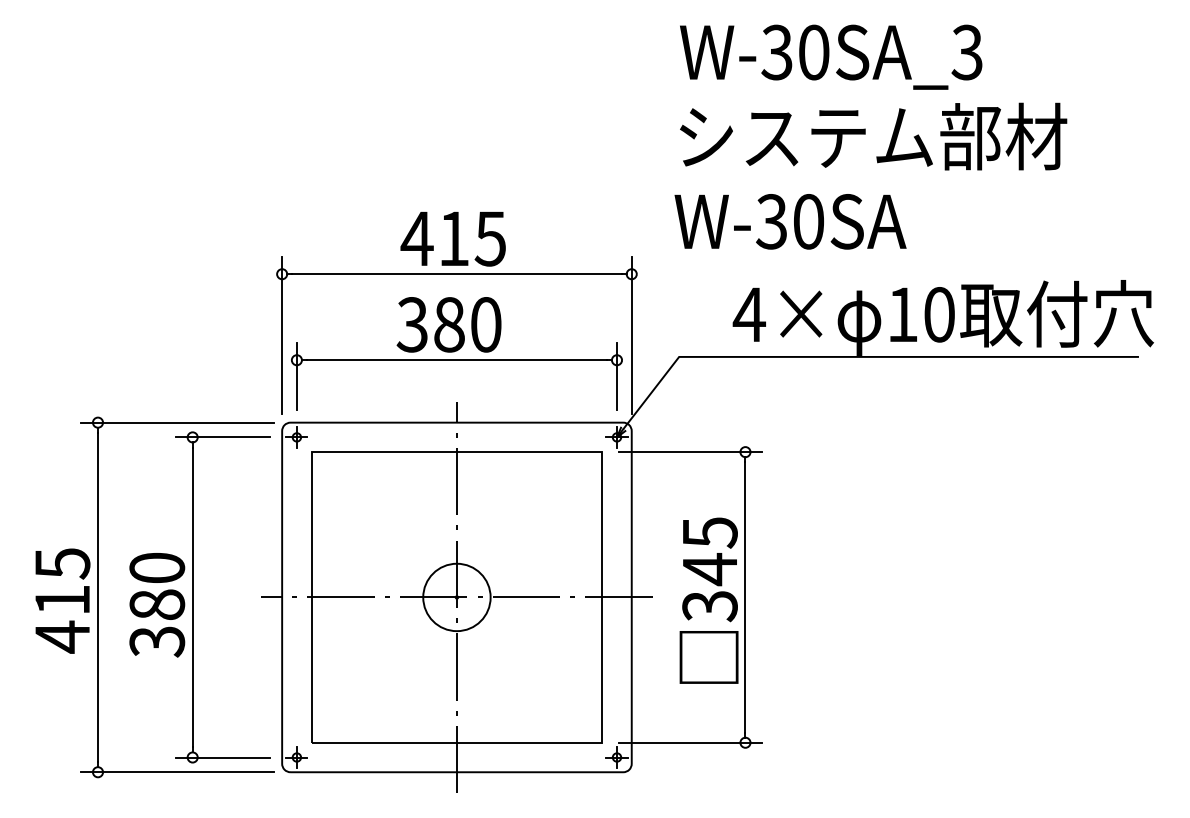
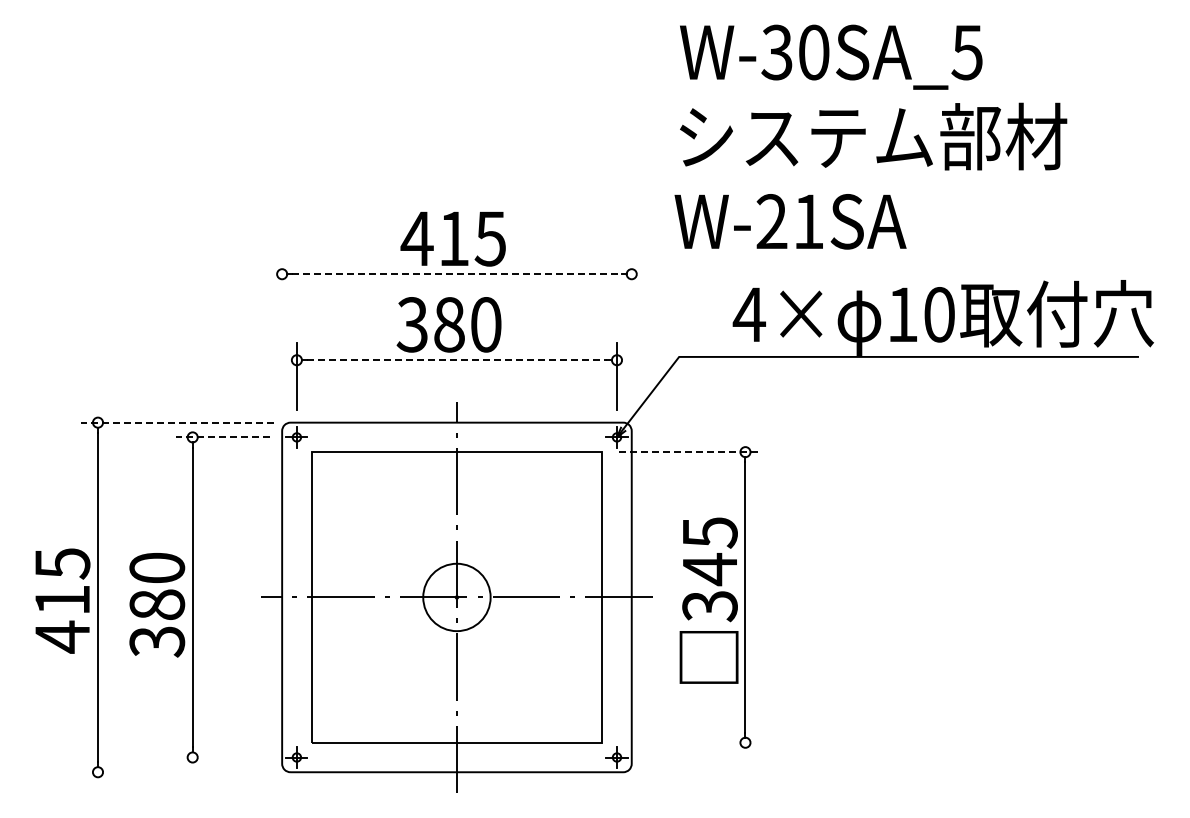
text: W-30SA_3 -> W-30SA_5 (966, 51)
text: W-30SA -> W-21SA (790, 221)
line: solid -> dashed (456, 274)
line: present -> none (282, 335)
line: present -> none (631, 335)
line: solid -> dashed (456, 360)
line: solid -> dashed (176, 422)
line: solid -> dashed (222, 437)
line: solid -> dashed (690, 452)
line: present -> none (690, 742)
line: present -> none (222, 757)
line: present -> none (177, 772)
